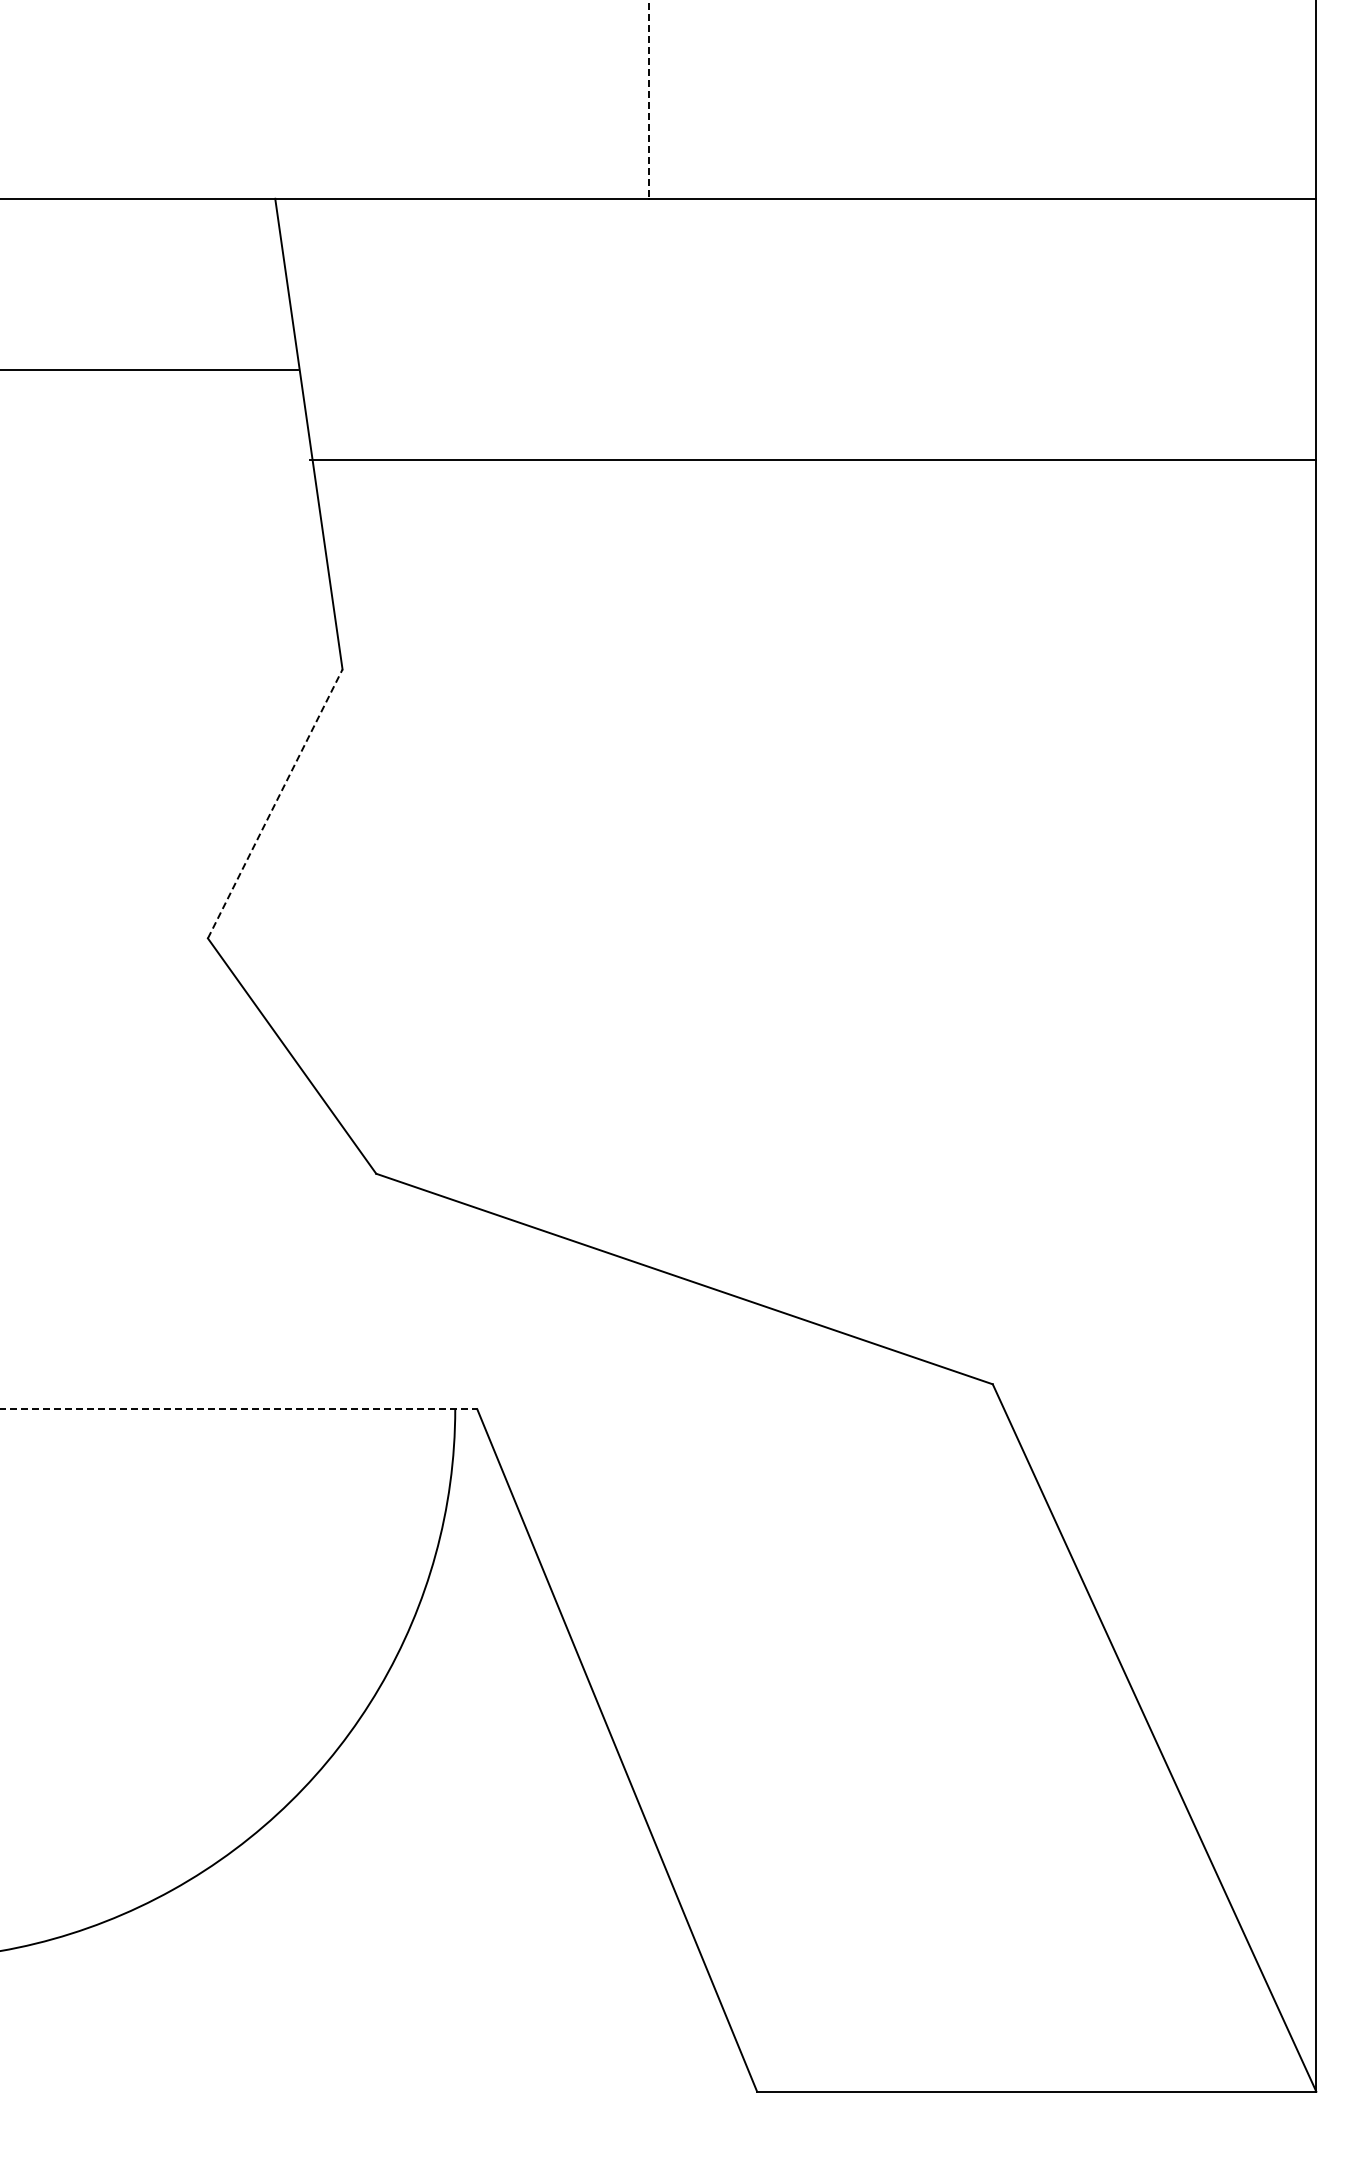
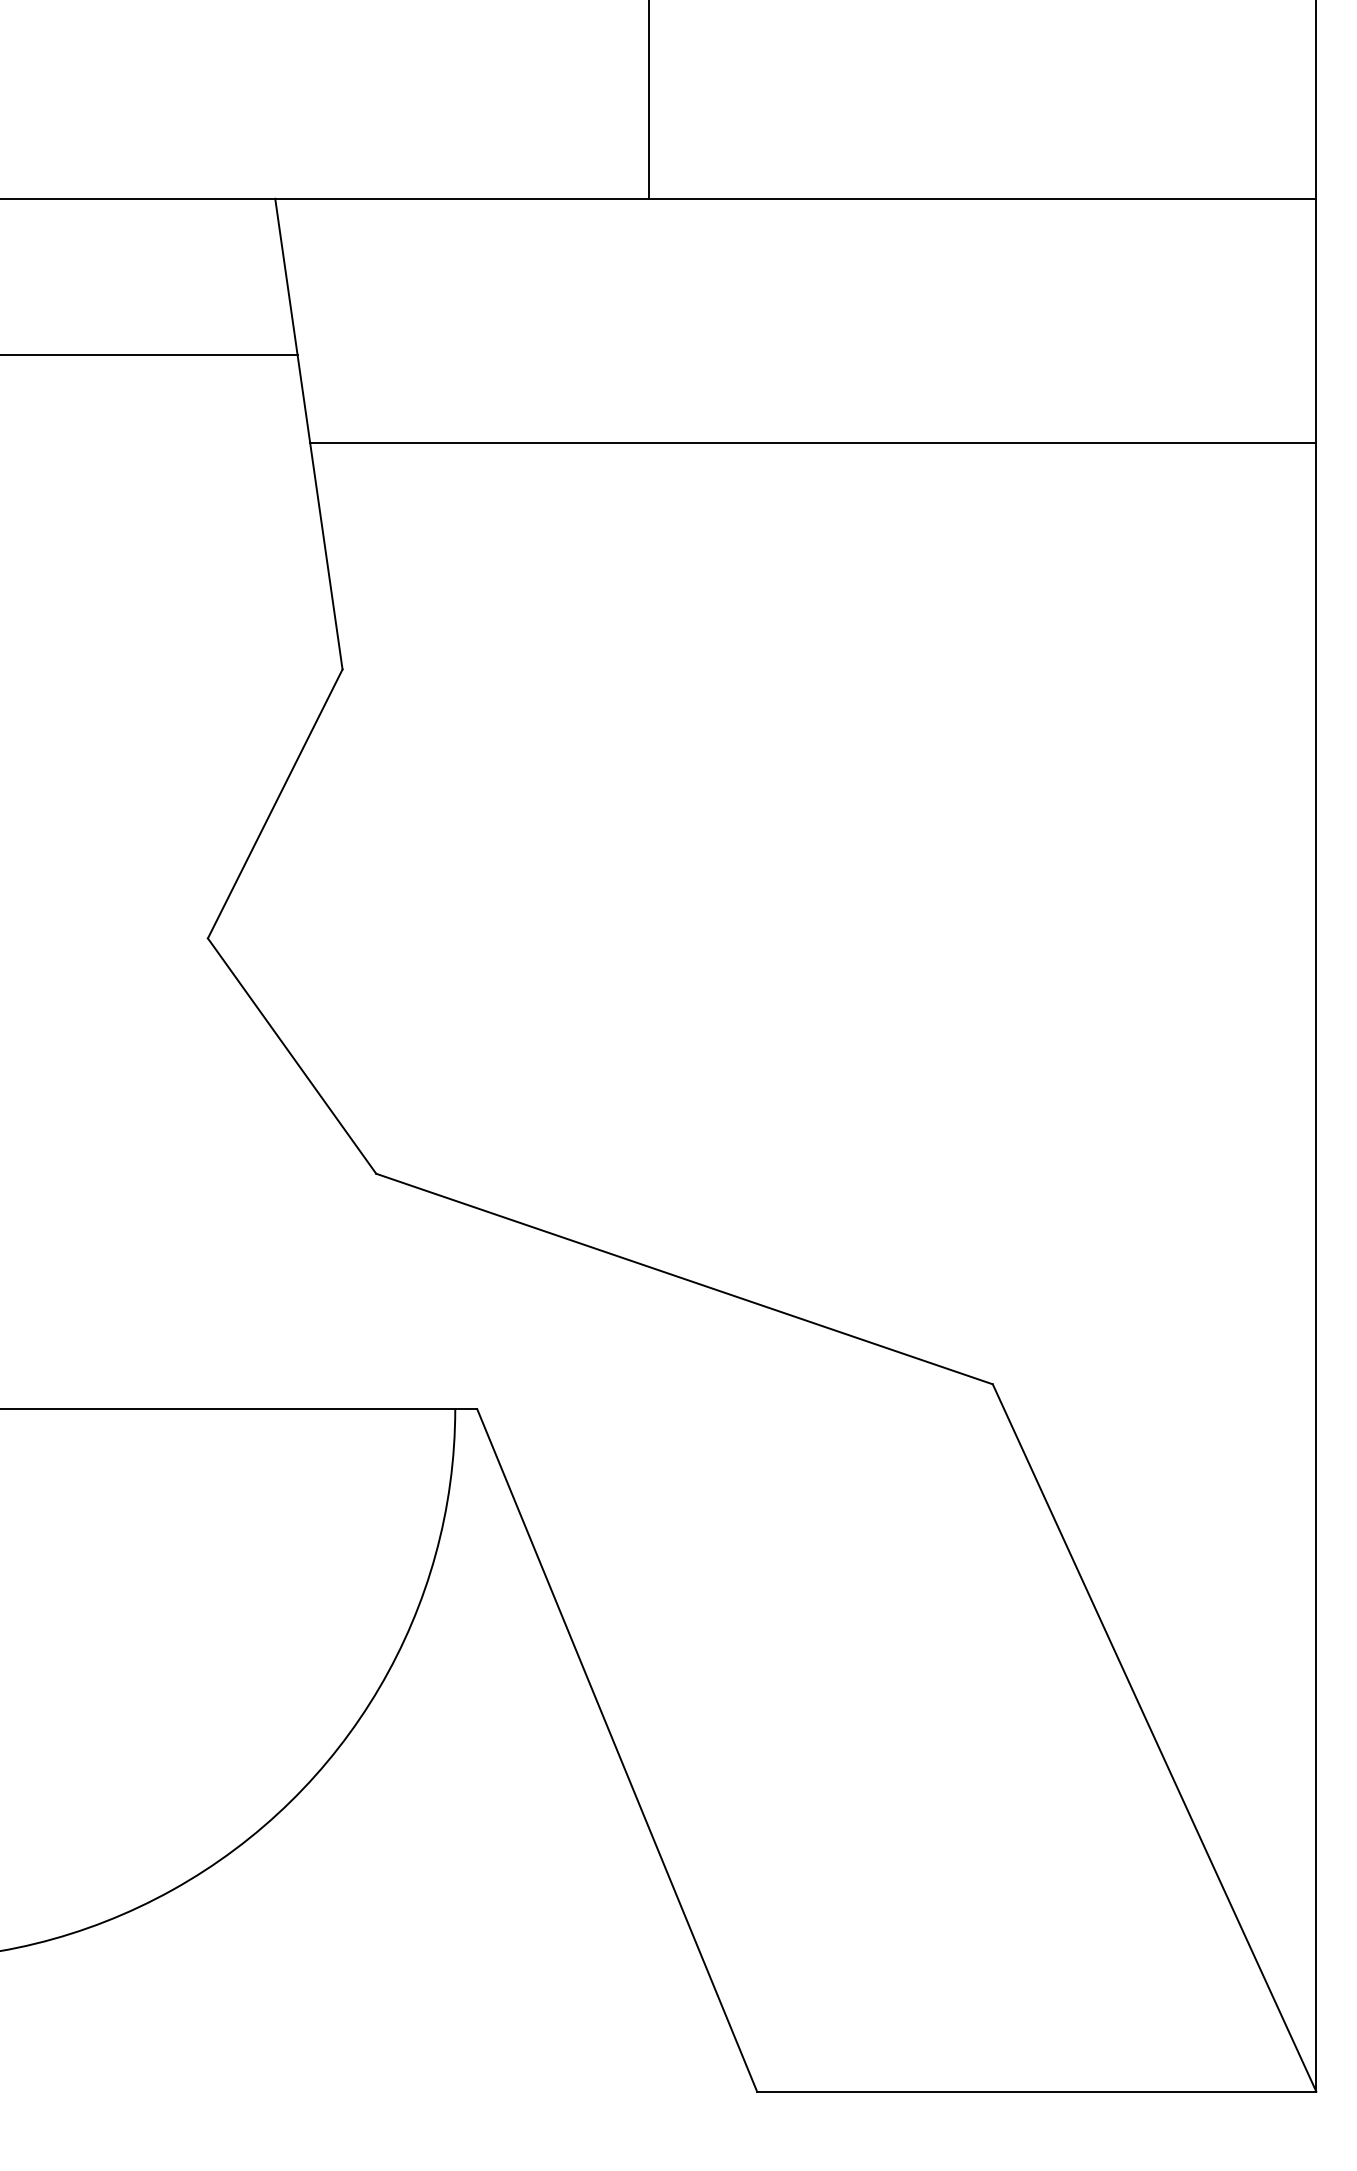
line: dashed -> solid (649, 99)
line position: (149, 369) -> (149, 354) (149, 354)
line position: (813, 459) -> (813, 442) (813, 442)
line: dashed -> solid (275, 803)
line: dashed -> solid (239, 1409)
